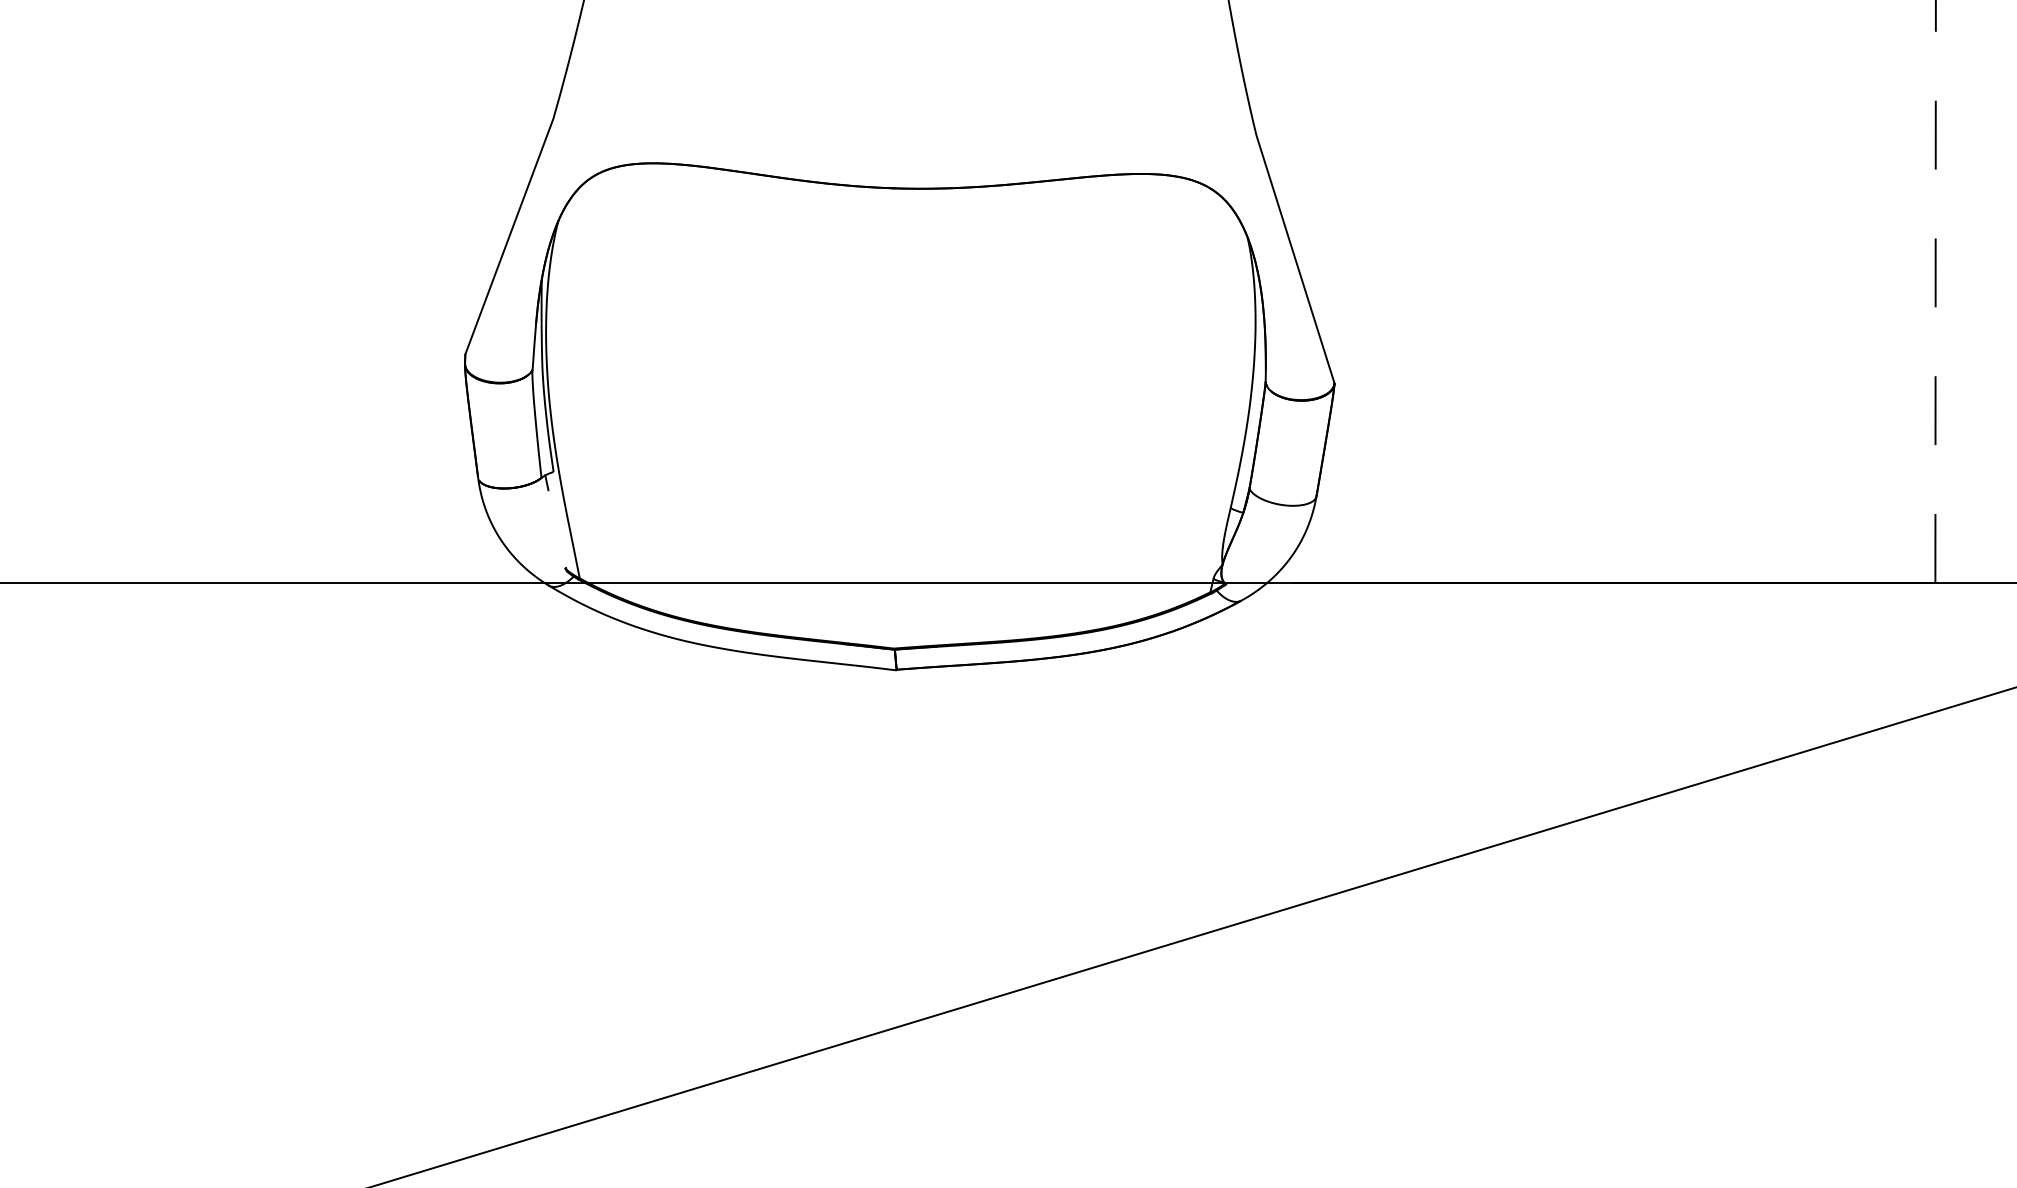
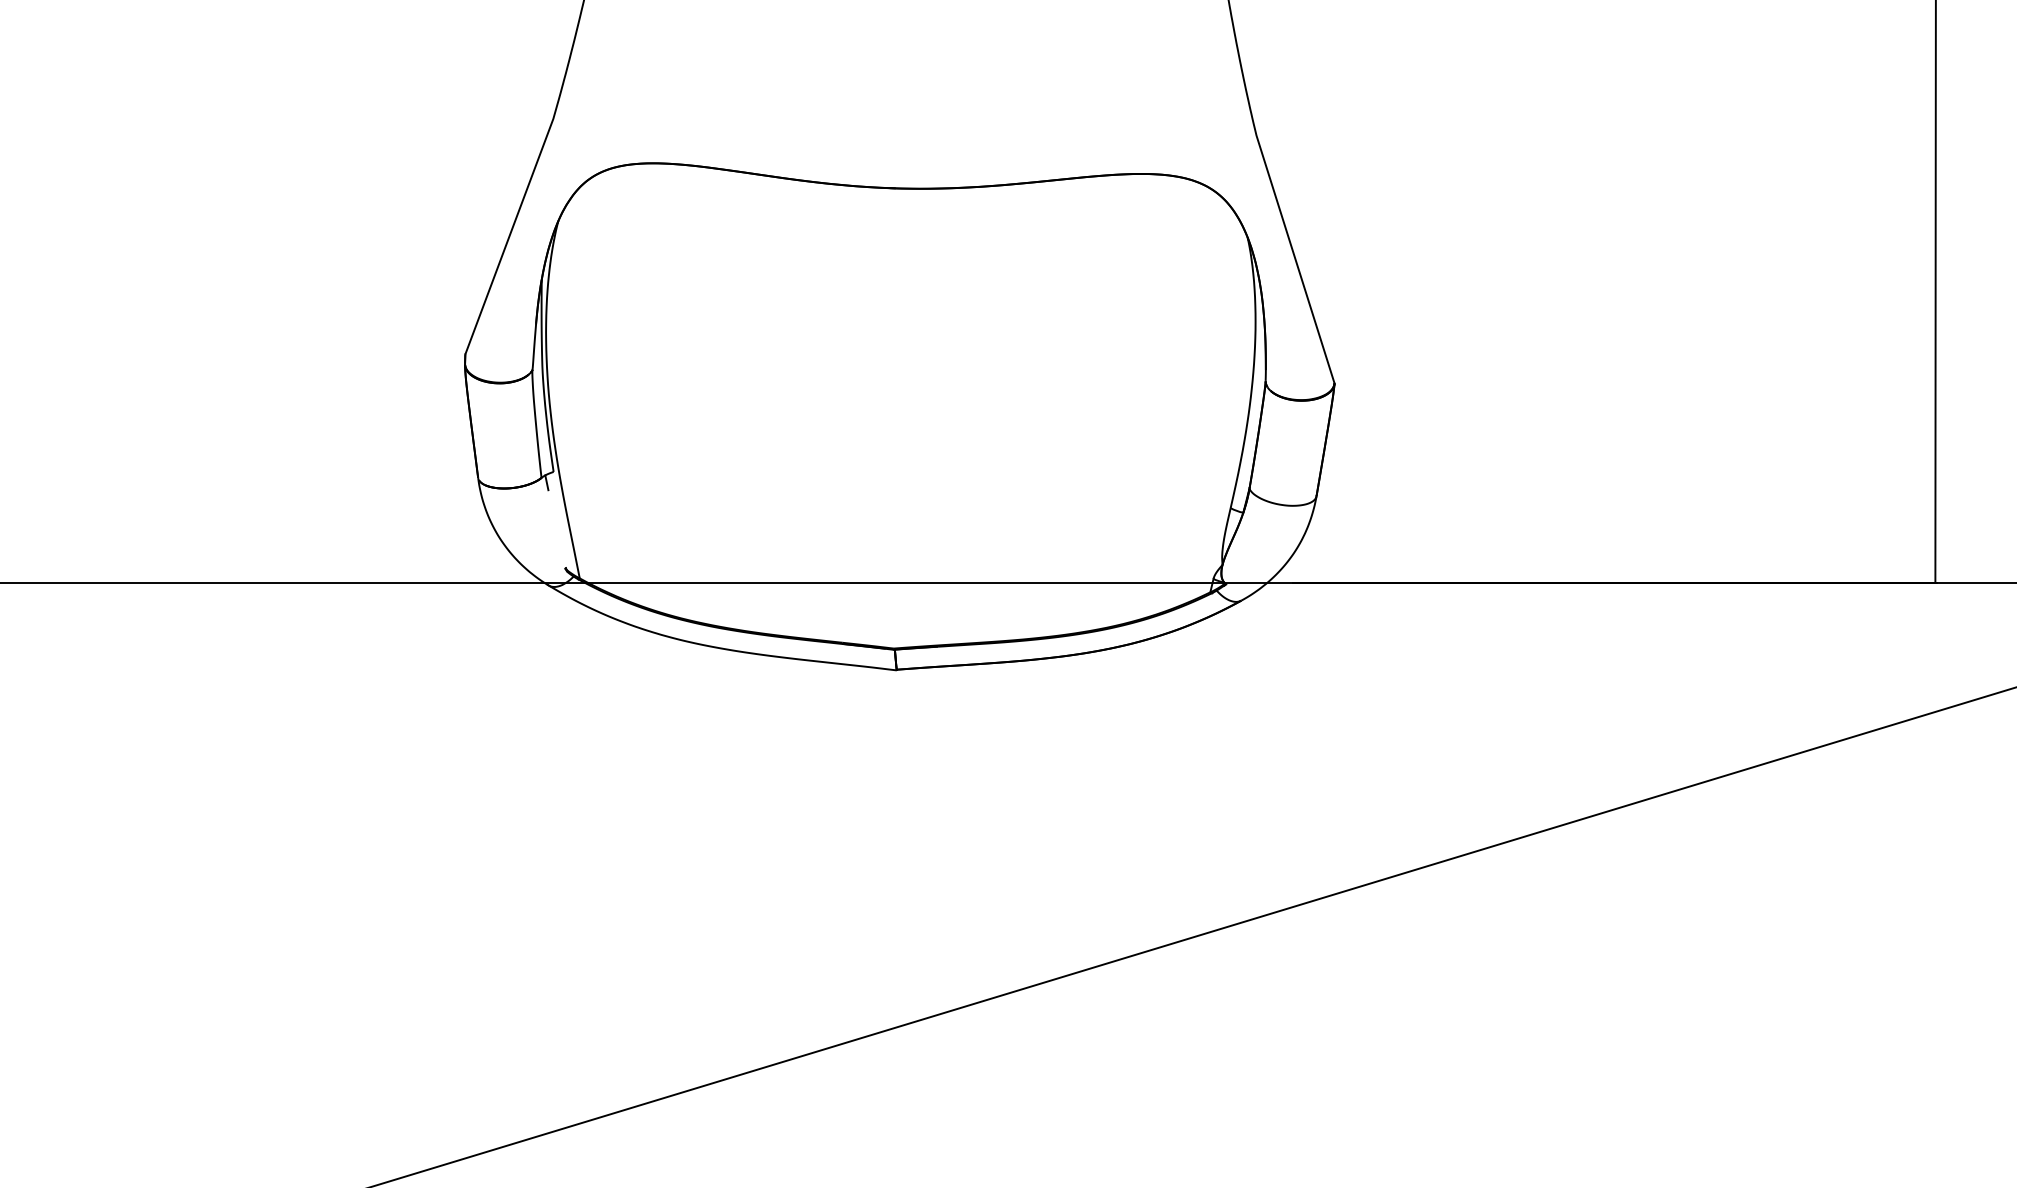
line: dashed -> solid (1935, 291)
